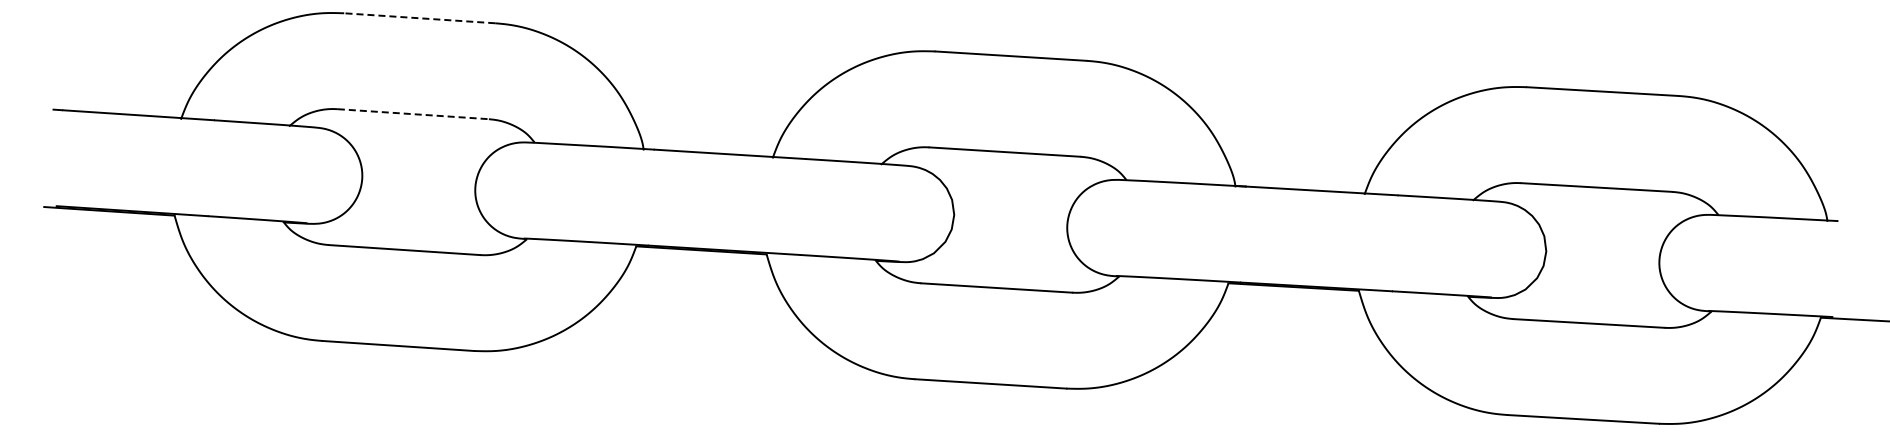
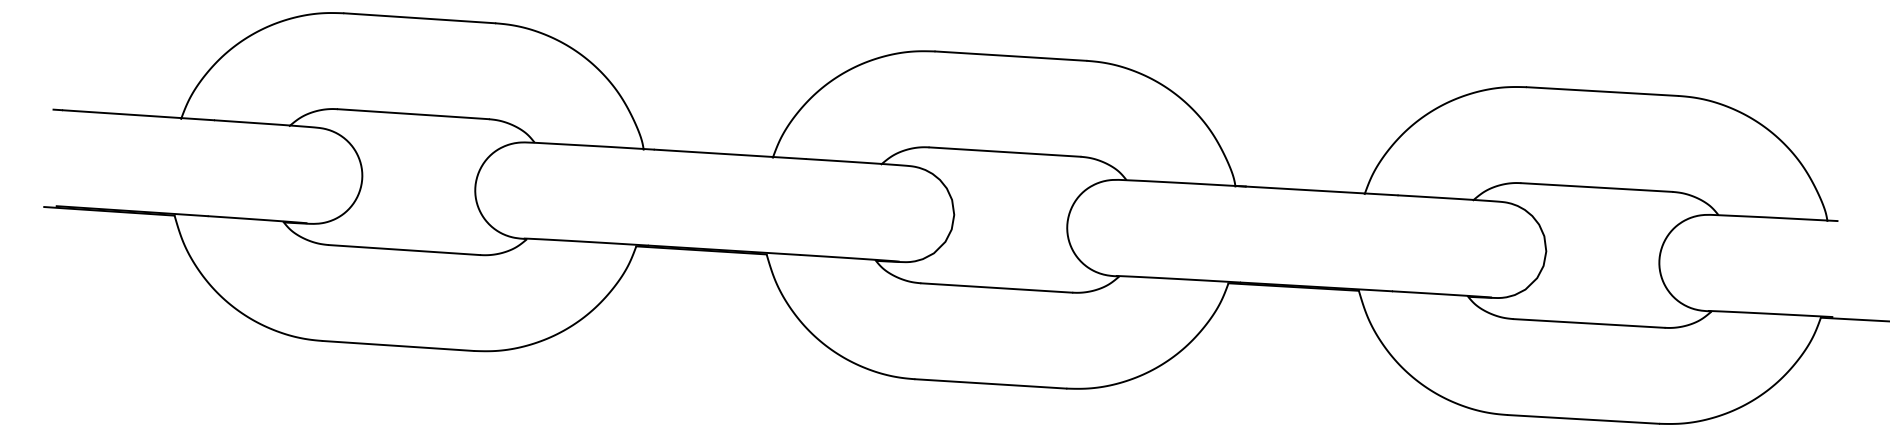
line: dashed -> solid (419, 18)
line: dashed -> solid (413, 114)
